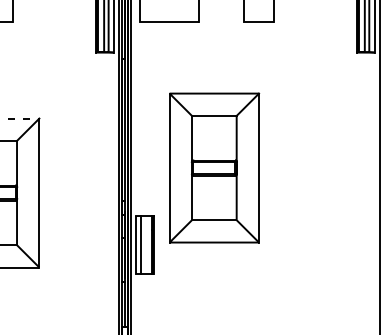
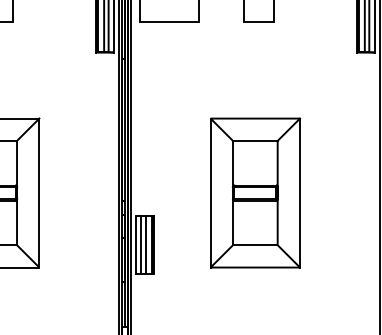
line: dashed -> solid (20, 118)
part position: (214, 167) -> (255, 192) (255, 192)
line: none -> present (145, 244)
